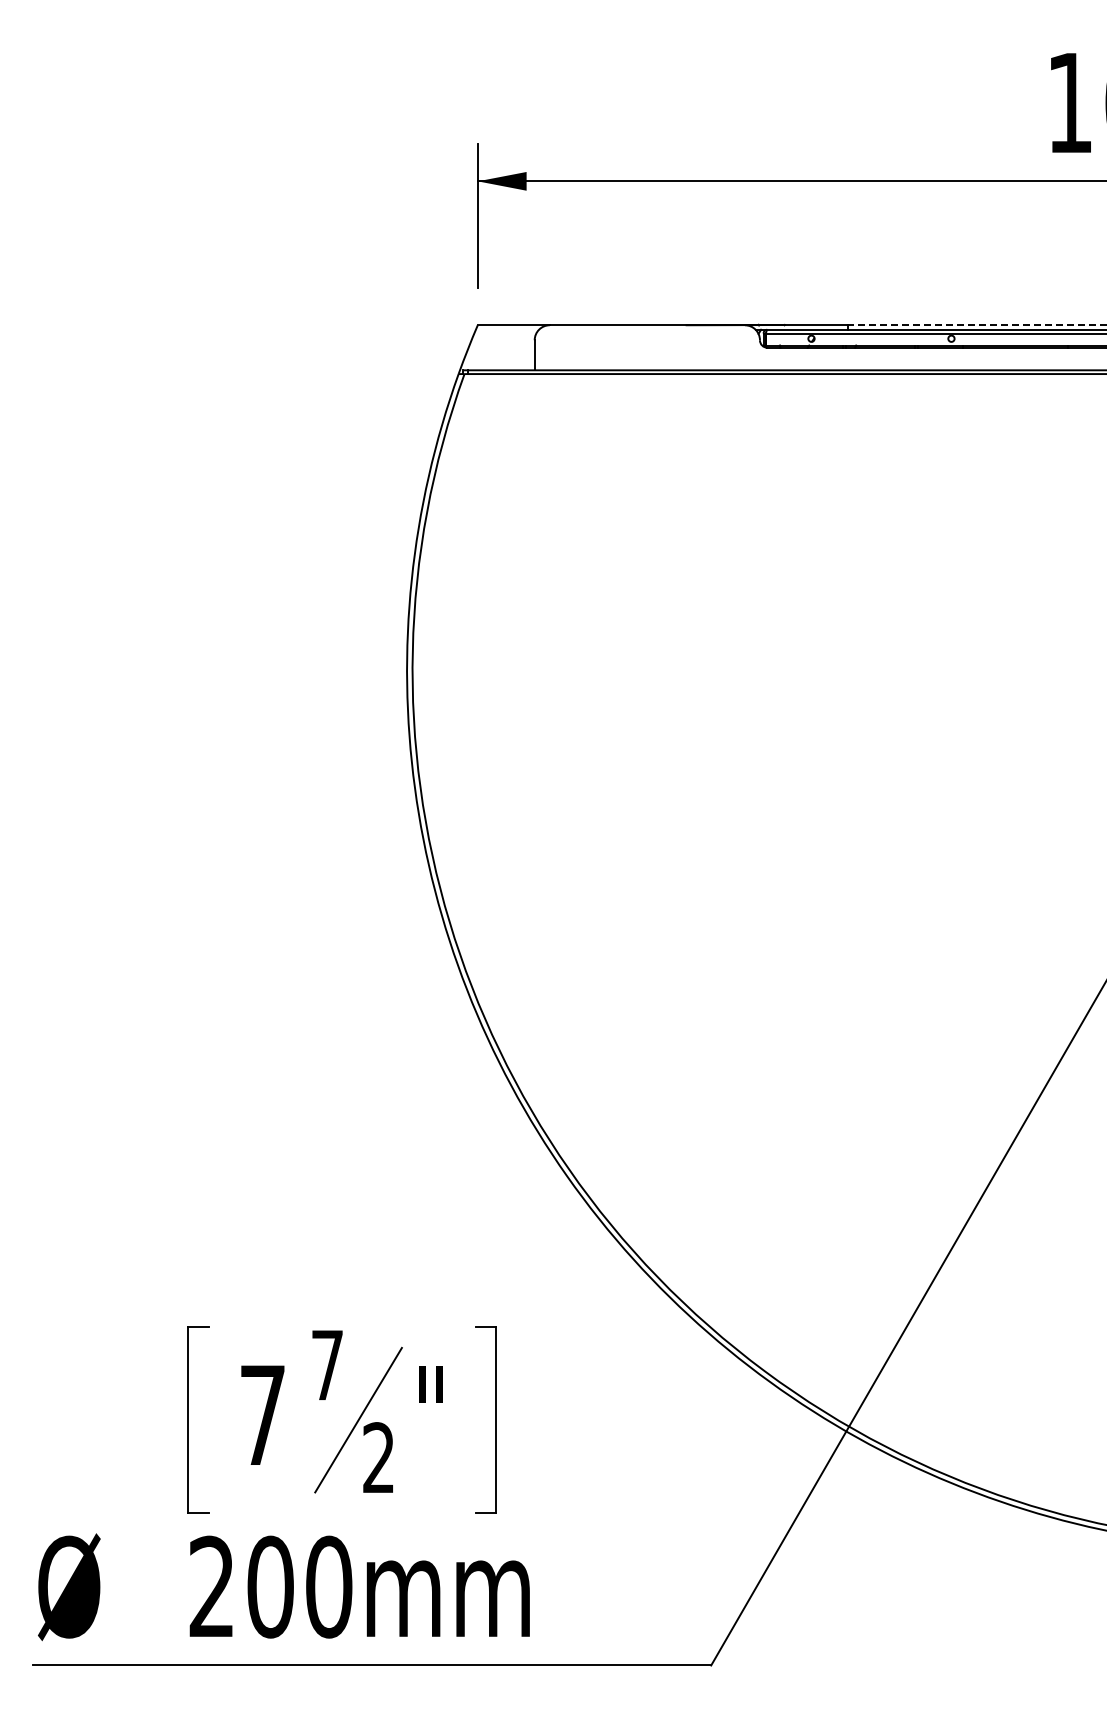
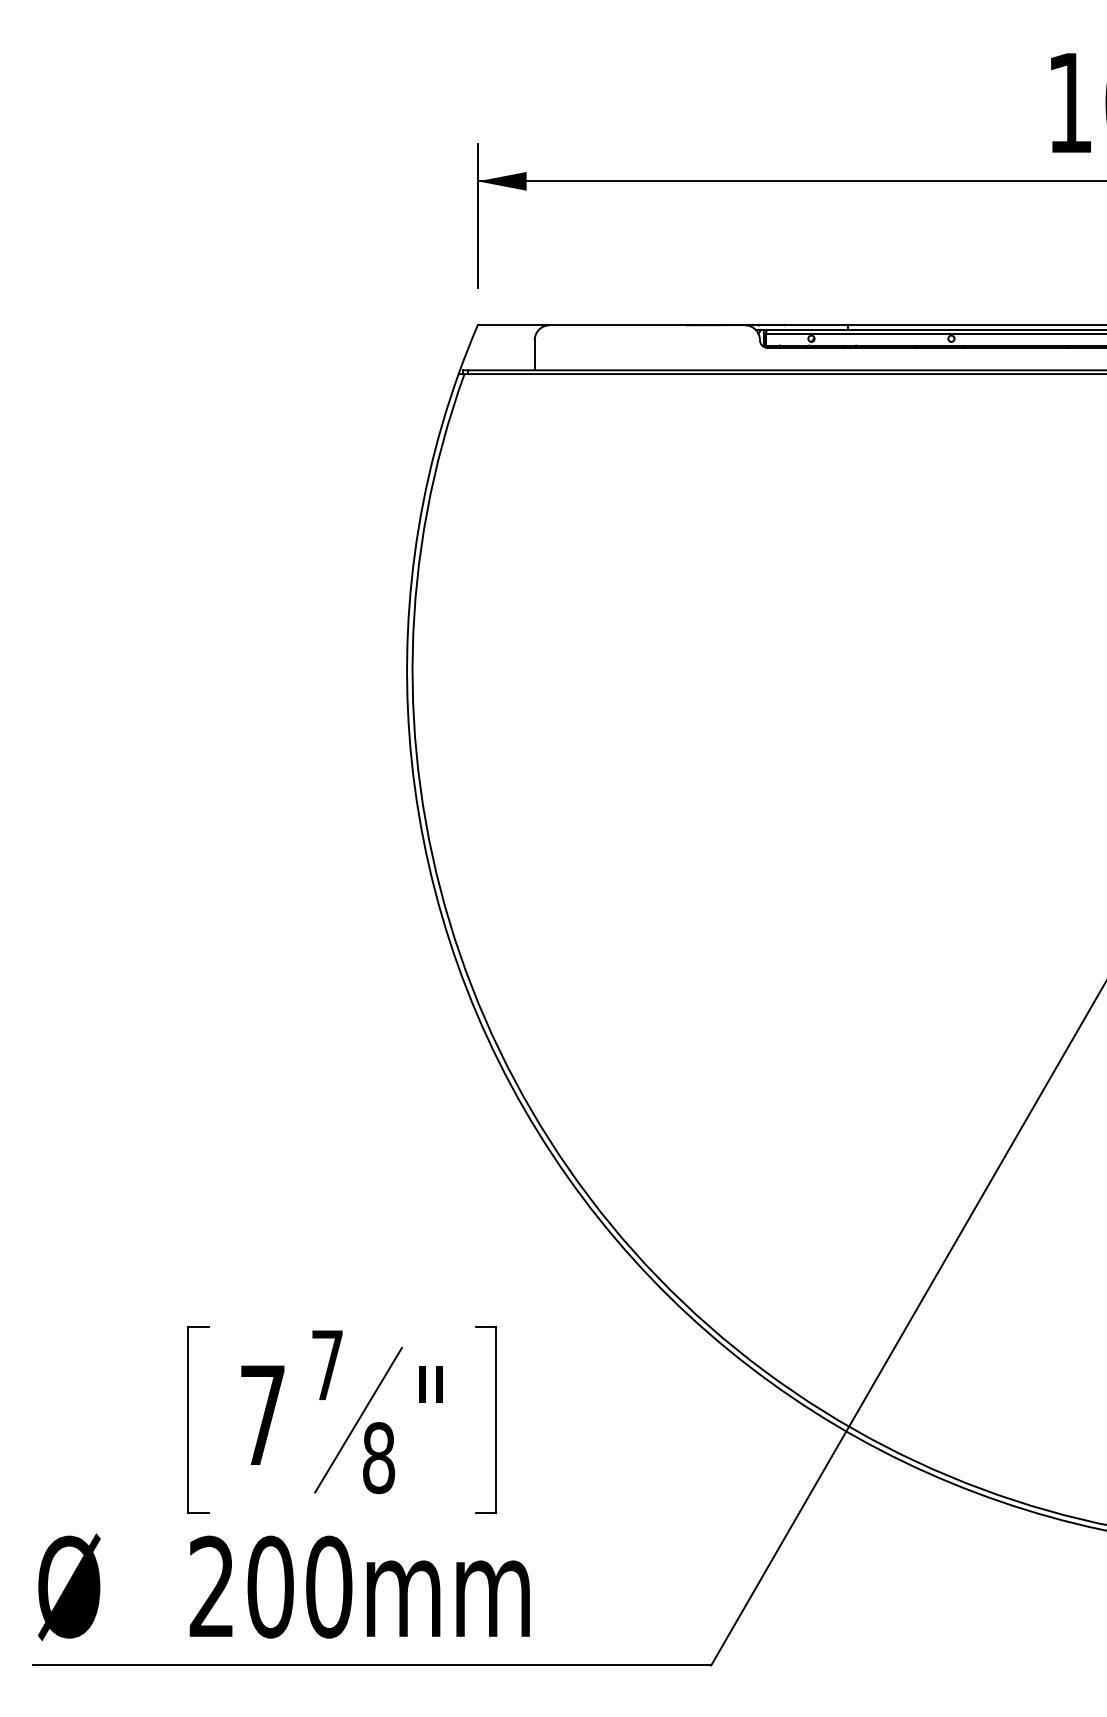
line: dashed -> solid (976, 325)
text: 2 -> 8 (379, 1458)
